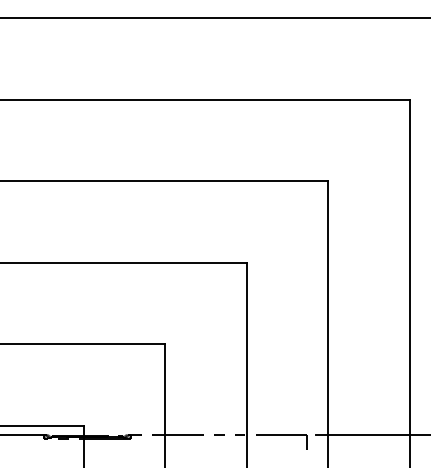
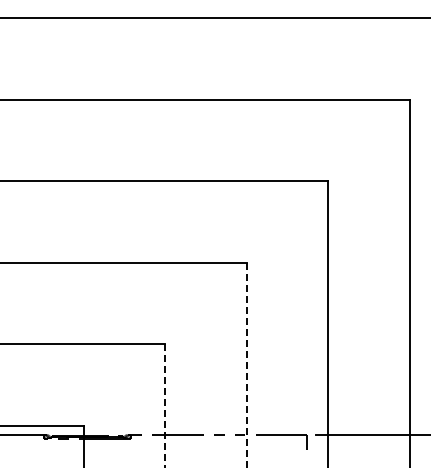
line: solid -> dashed (246, 365)
line: solid -> dashed (165, 406)
